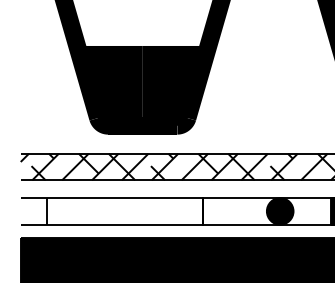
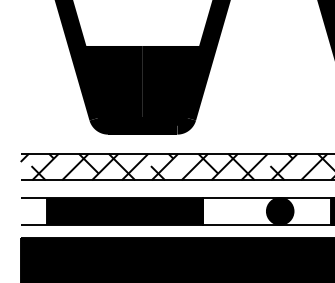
fill: none -> present (124, 211)
